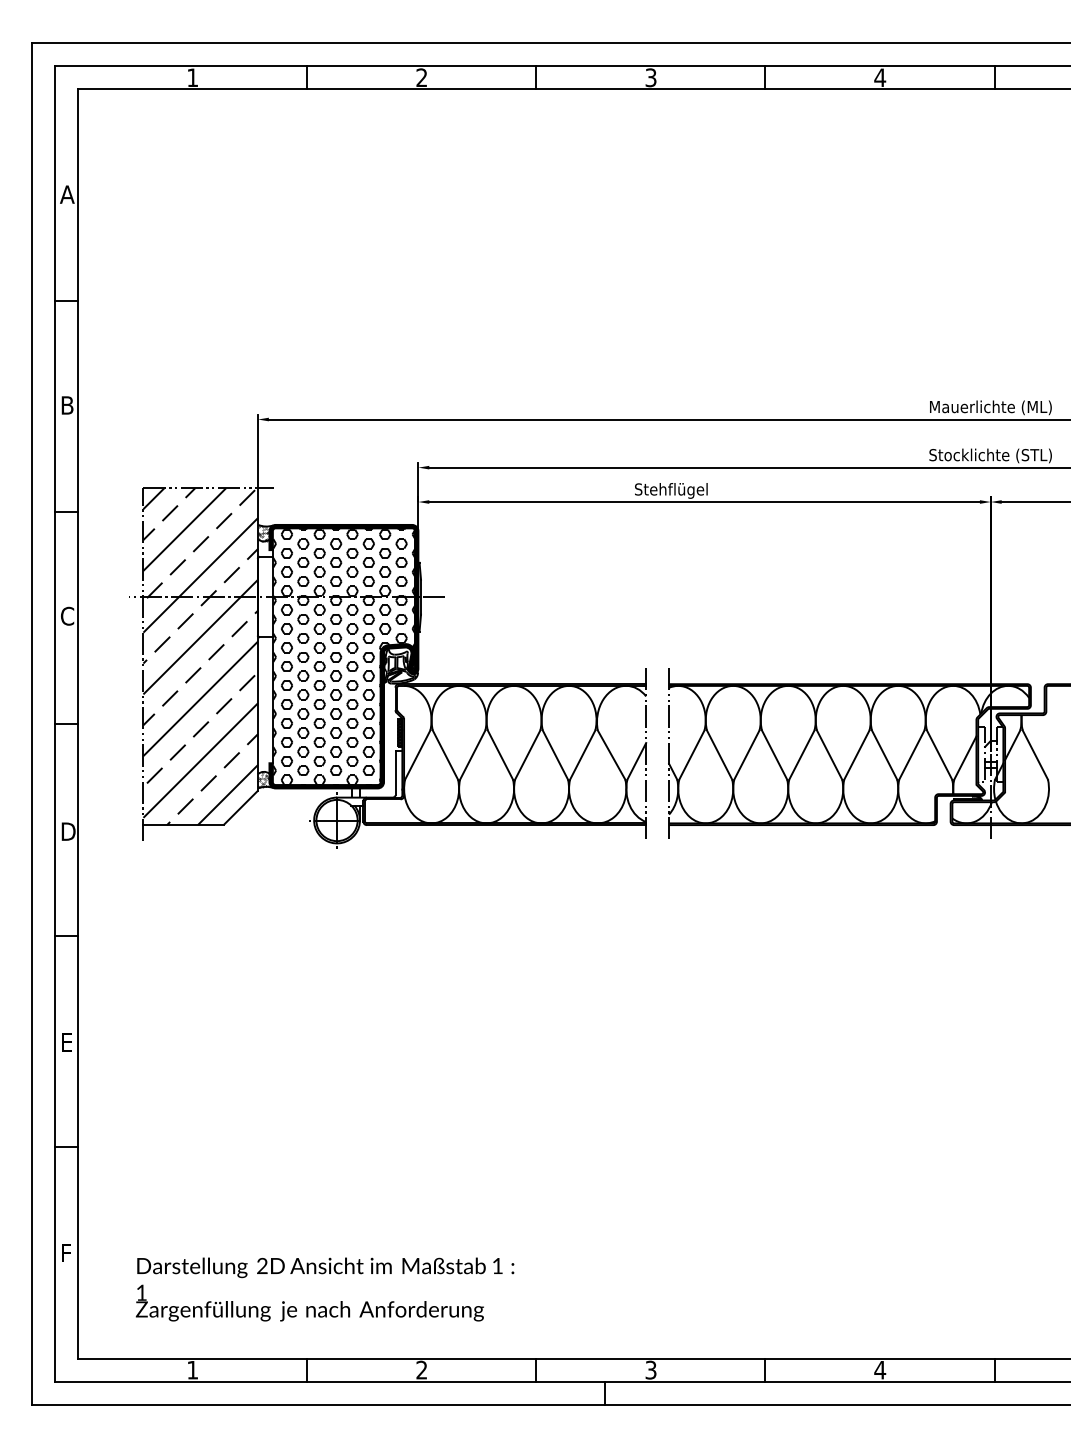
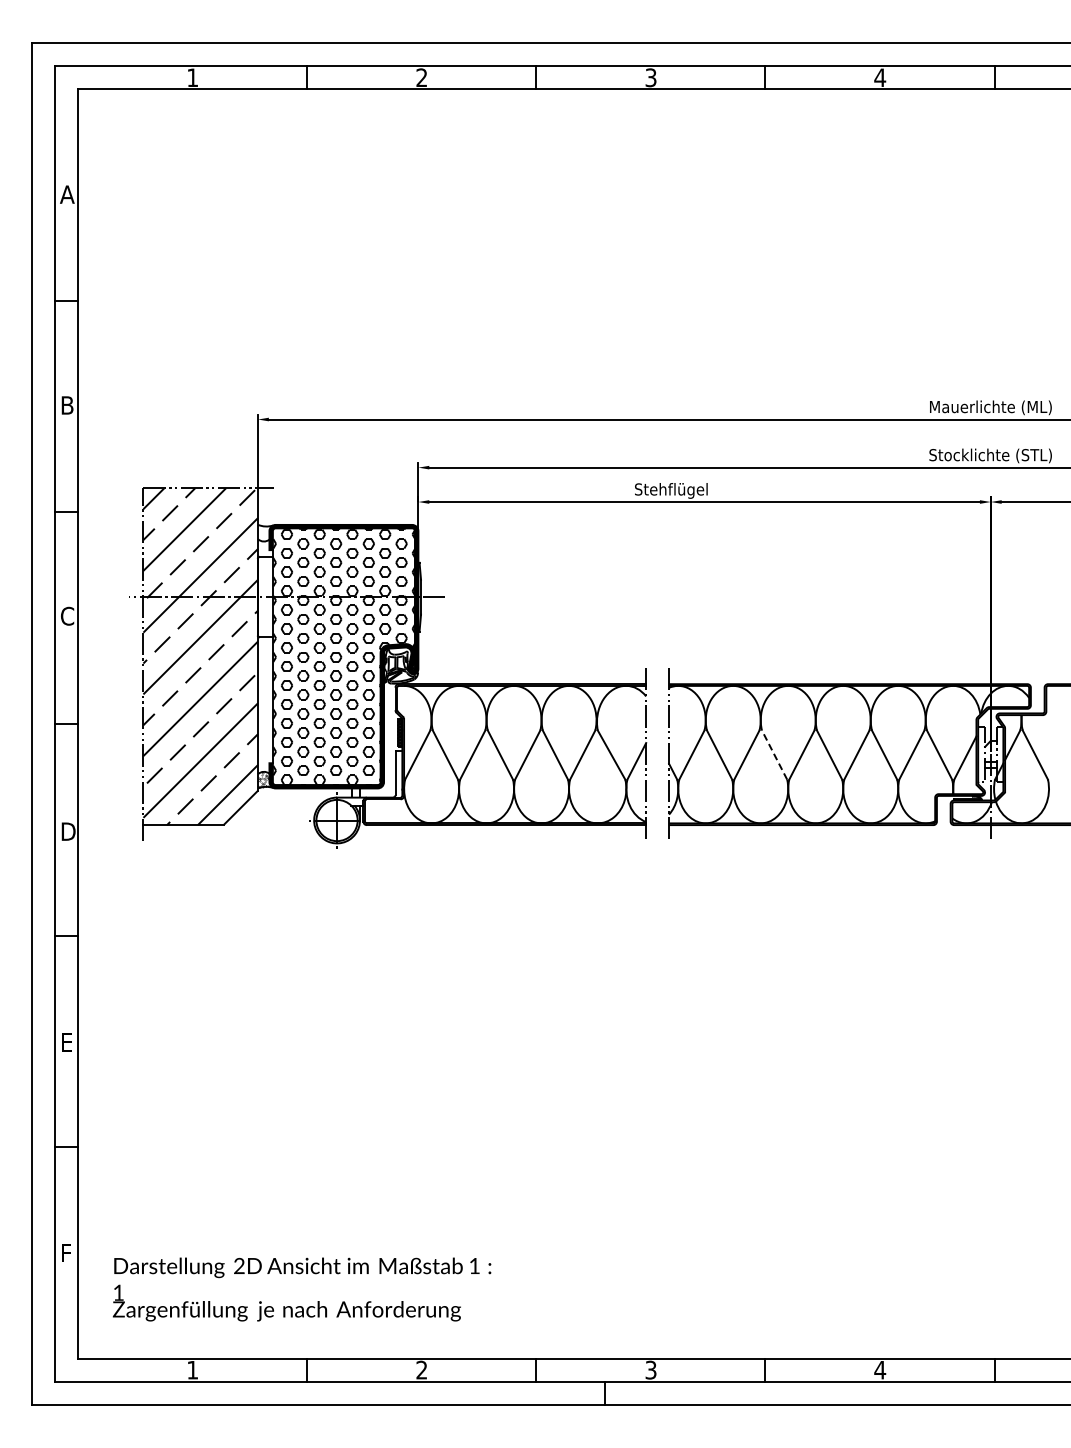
hatch: present -> none (264, 533)
line: solid -> dashed (774, 755)
text position: (324, 1289) -> (301, 1289) (301, 1289)
